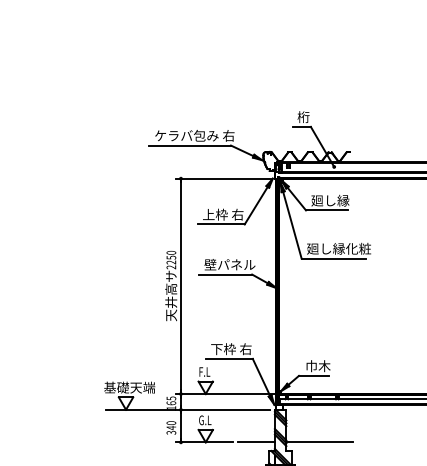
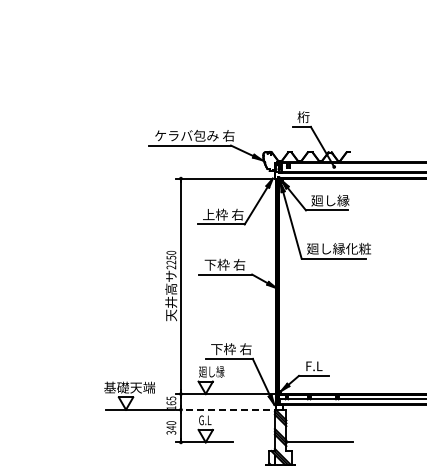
text: 壁パネル -> 下枠 右 (229, 264)
text: 巾木 -> F.L (318, 366)
text: F.L -> 廻し縁 (211, 371)
line: solid -> dashed (223, 409)
line: present -> none (256, 442)
